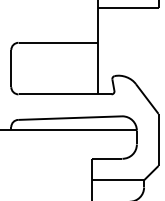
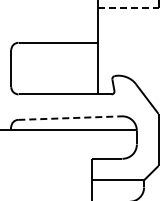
line: solid -> dashed (128, 7)
line: solid -> dashed (70, 118)
